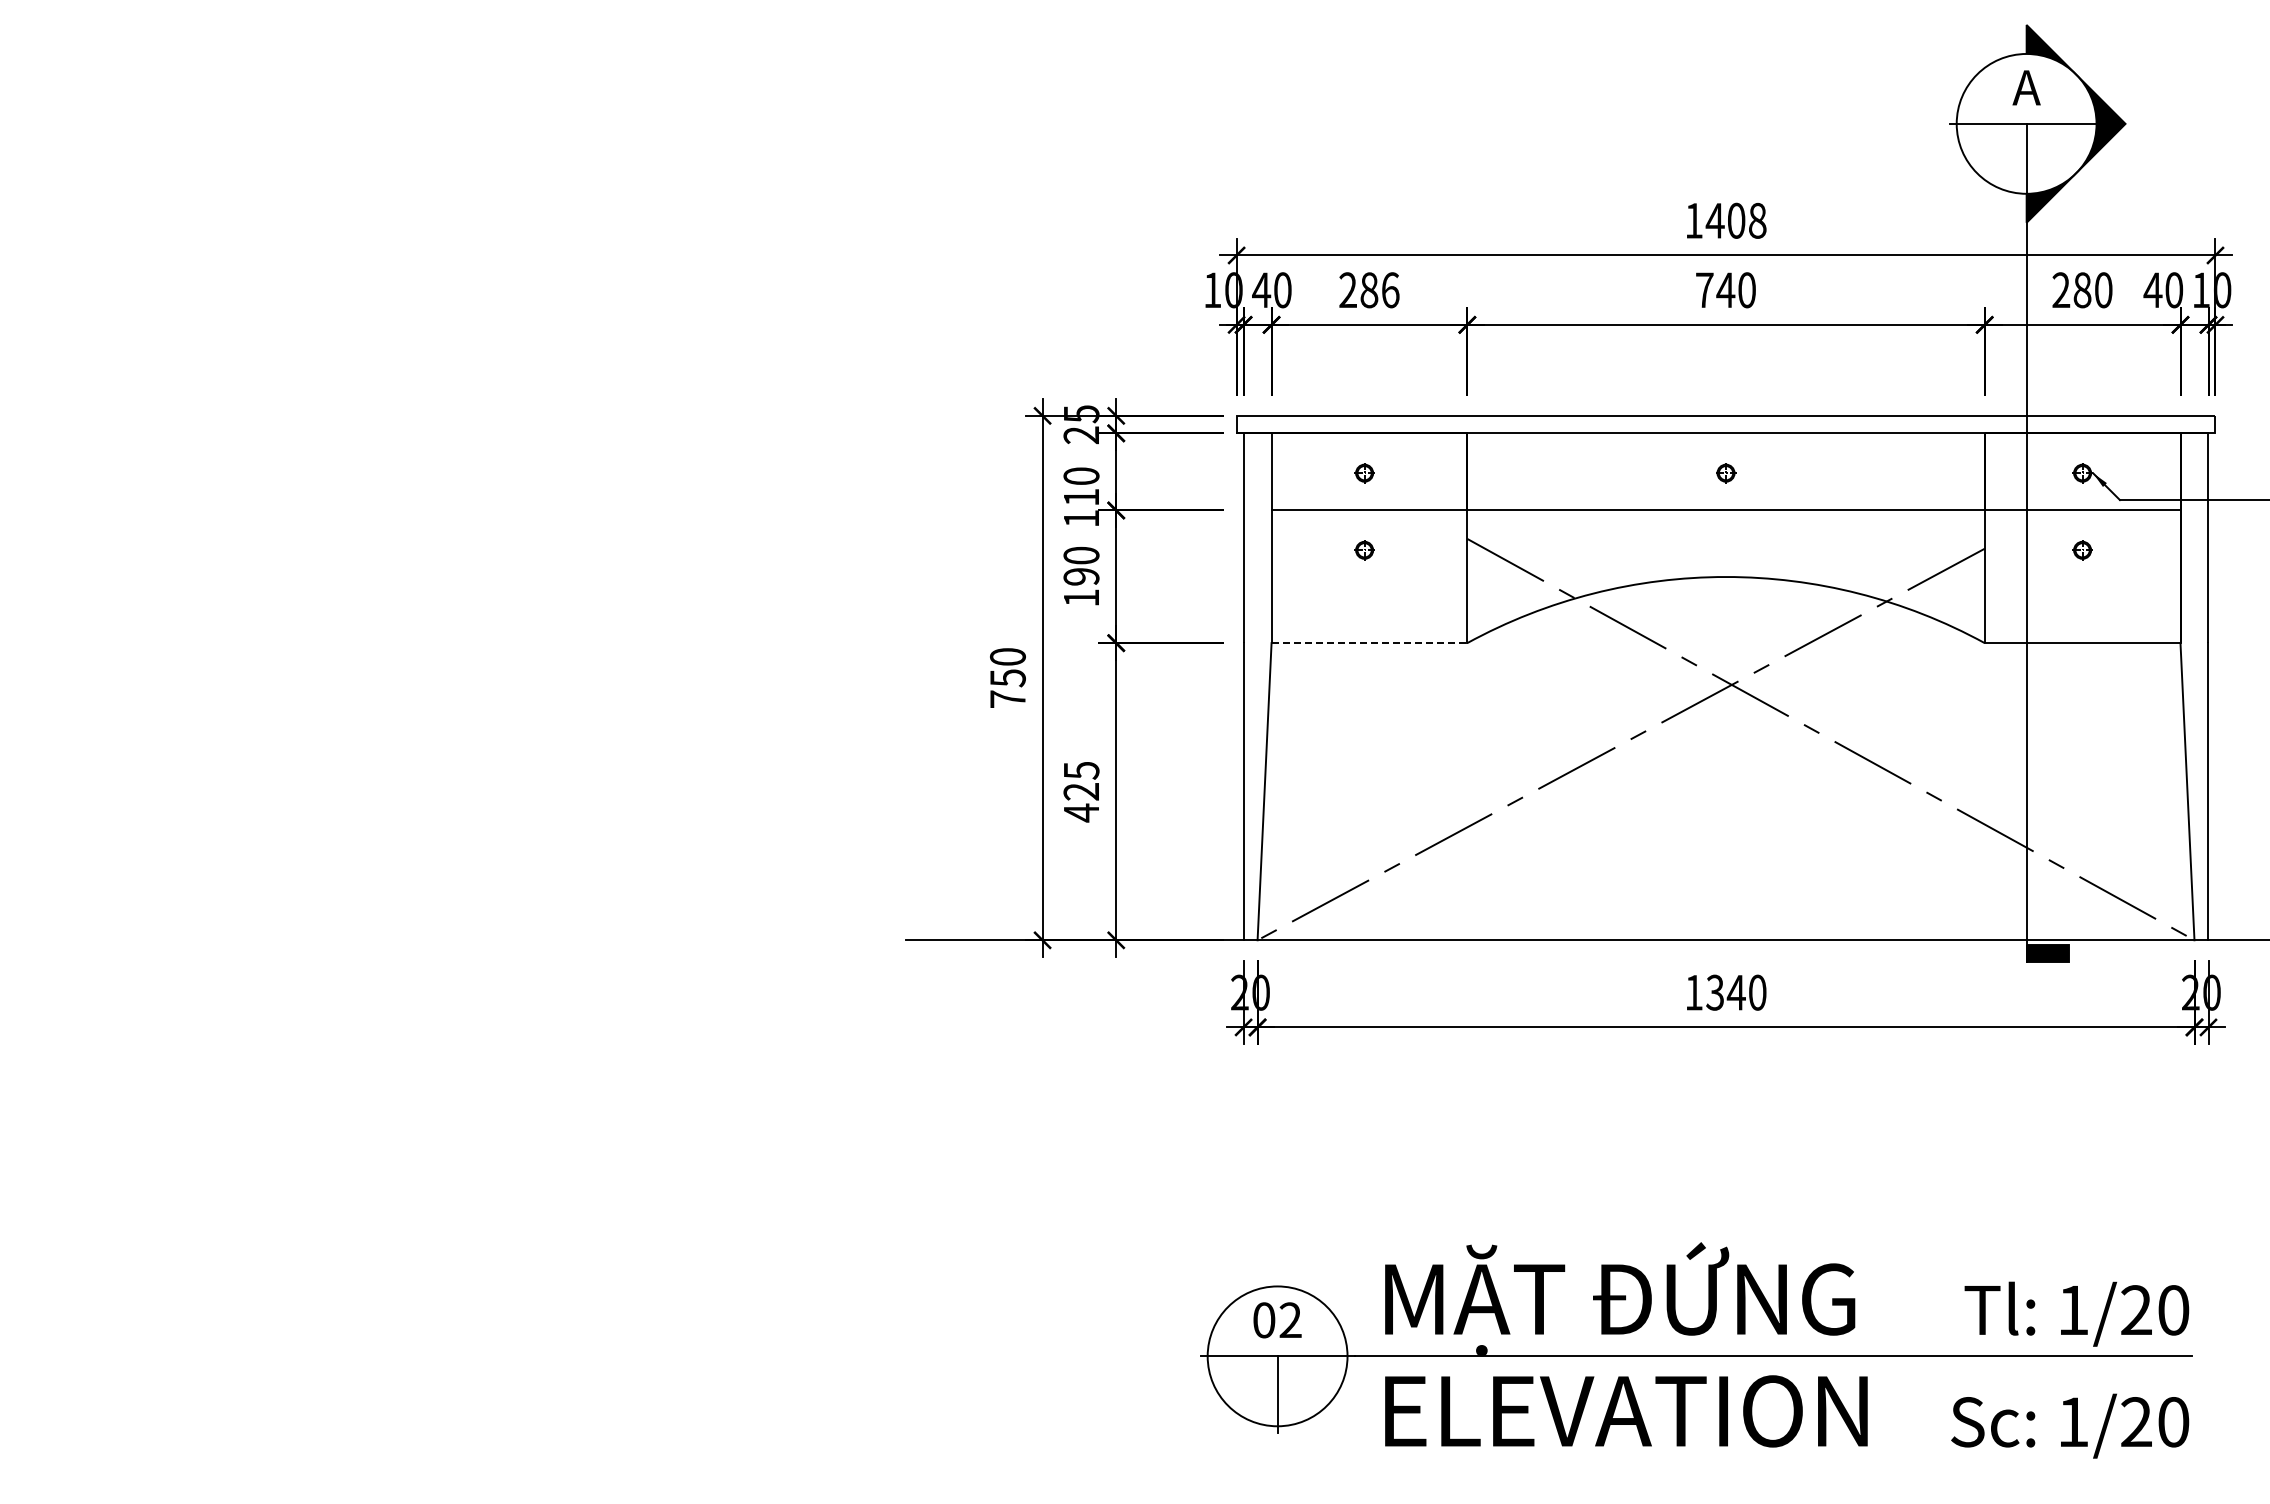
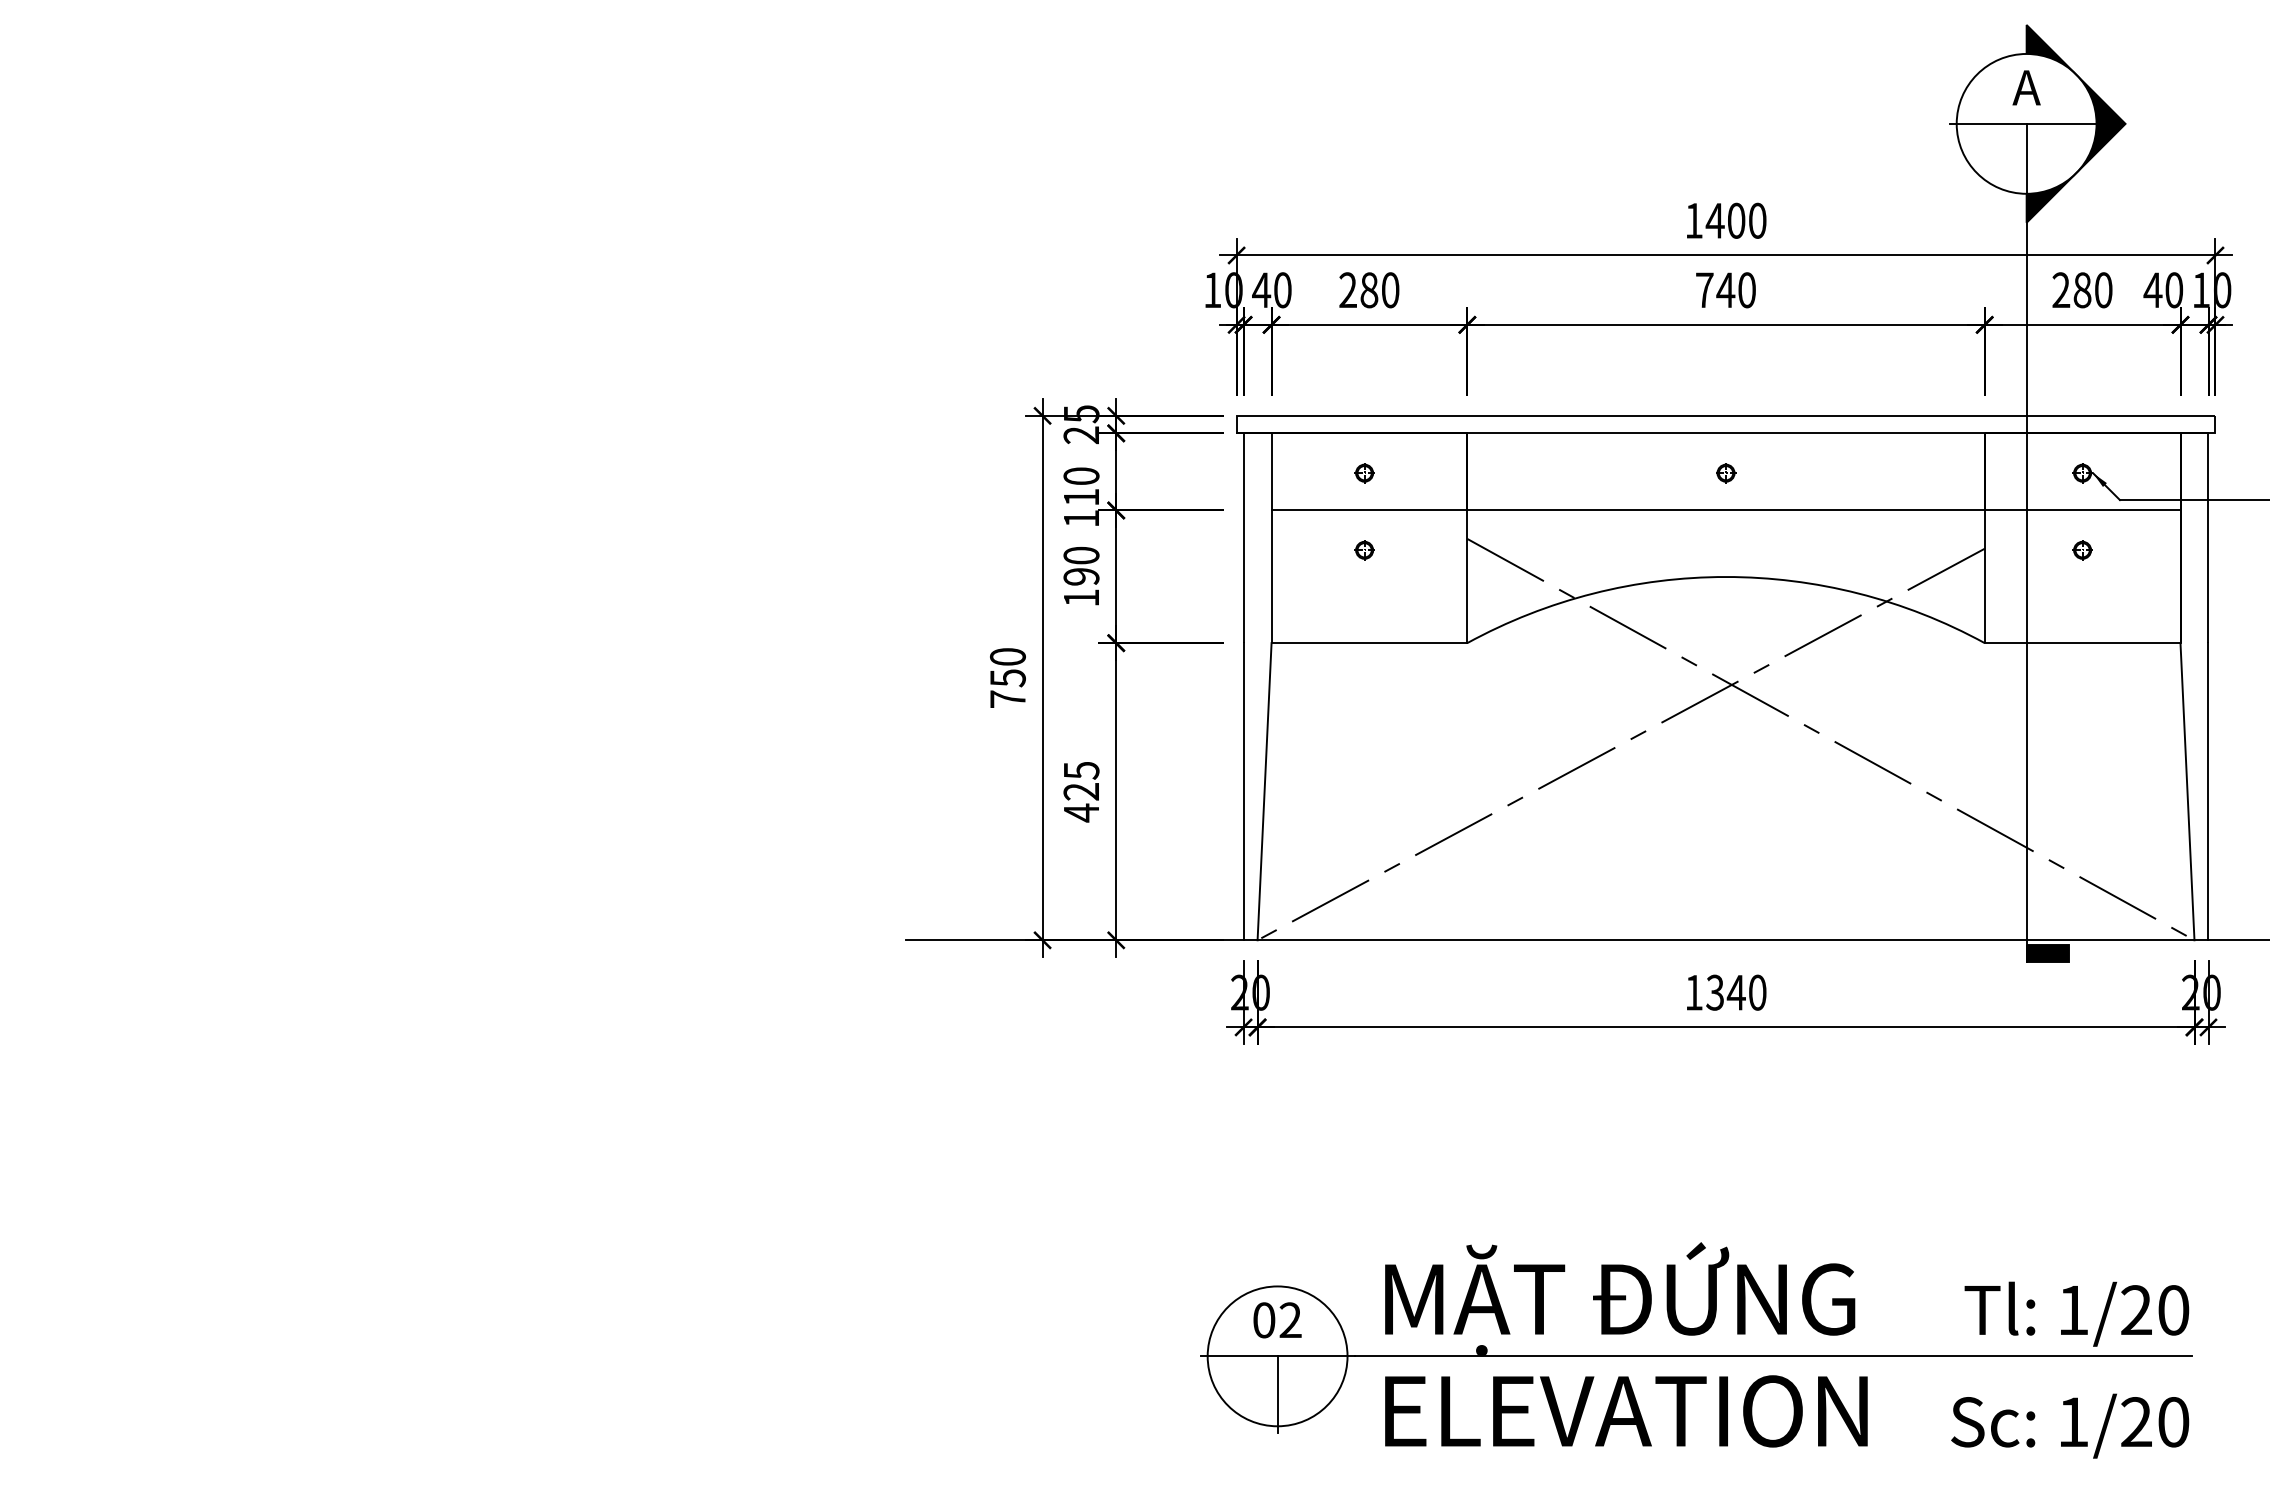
text: 1408 -> 1400 (1757, 220)
text: 286 -> 280 (1390, 290)
line: dashed -> solid (1369, 643)
